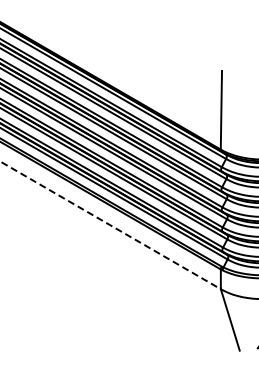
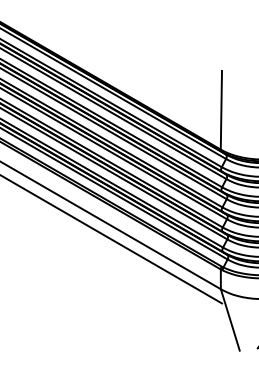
line: dashed -> solid (111, 225)
line: none -> present (112, 239)
